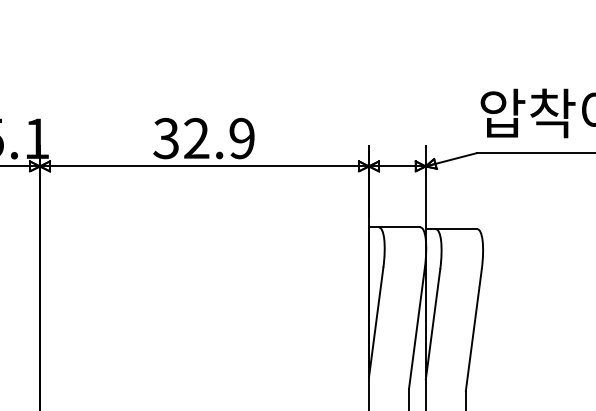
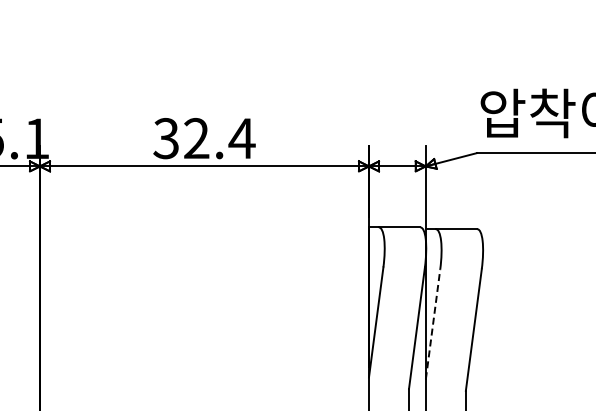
text: 32.9 -> 32.4 (241, 138)
line: solid -> dashed (433, 323)
